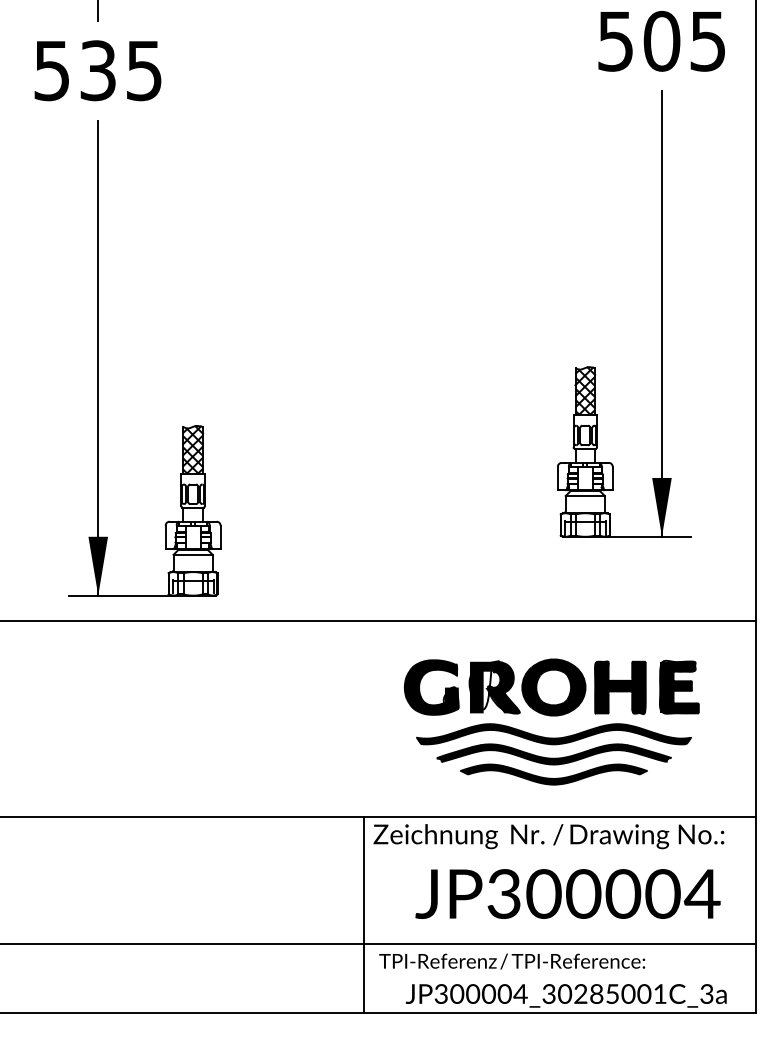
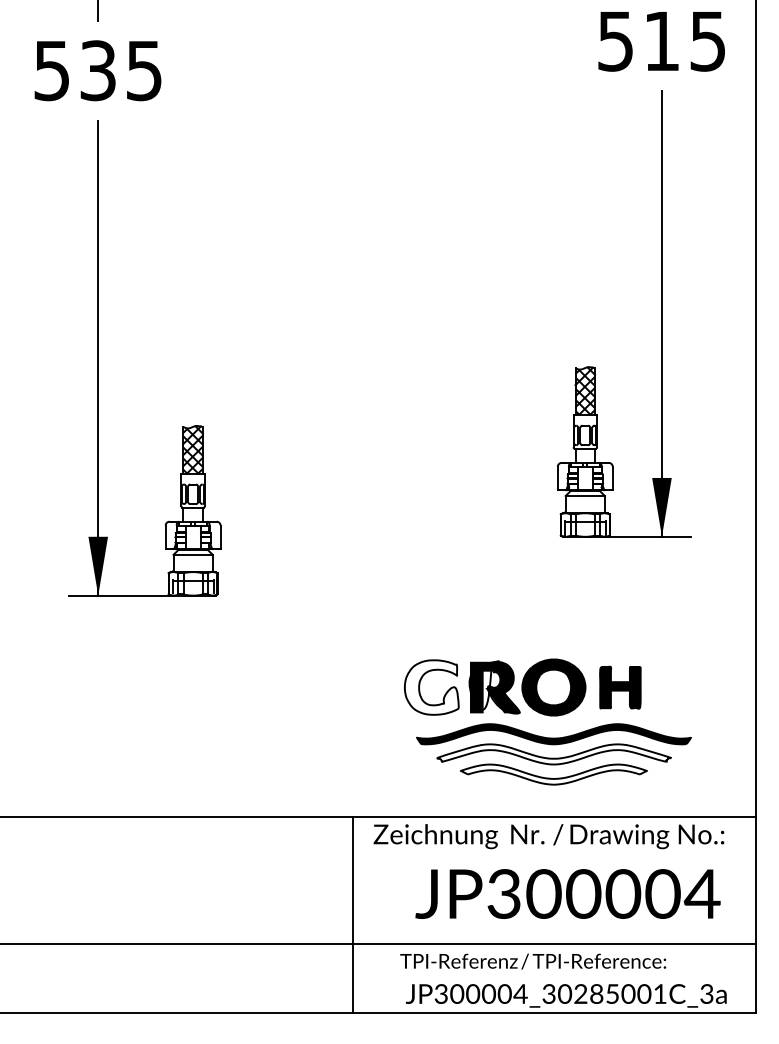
text: 505 -> 515 (661, 40)
line: present -> none (378, 620)
part: present -> none (679, 686)
fill: present -> none (431, 687)
part size: 53x55 px -> 43x45 px (620, 687)
fill: present -> none (553, 754)
fill: present -> none (553, 774)
line position: (363, 914) -> (352, 914) (352, 914)
text position: (512, 961) -> (533, 961) (533, 961)
